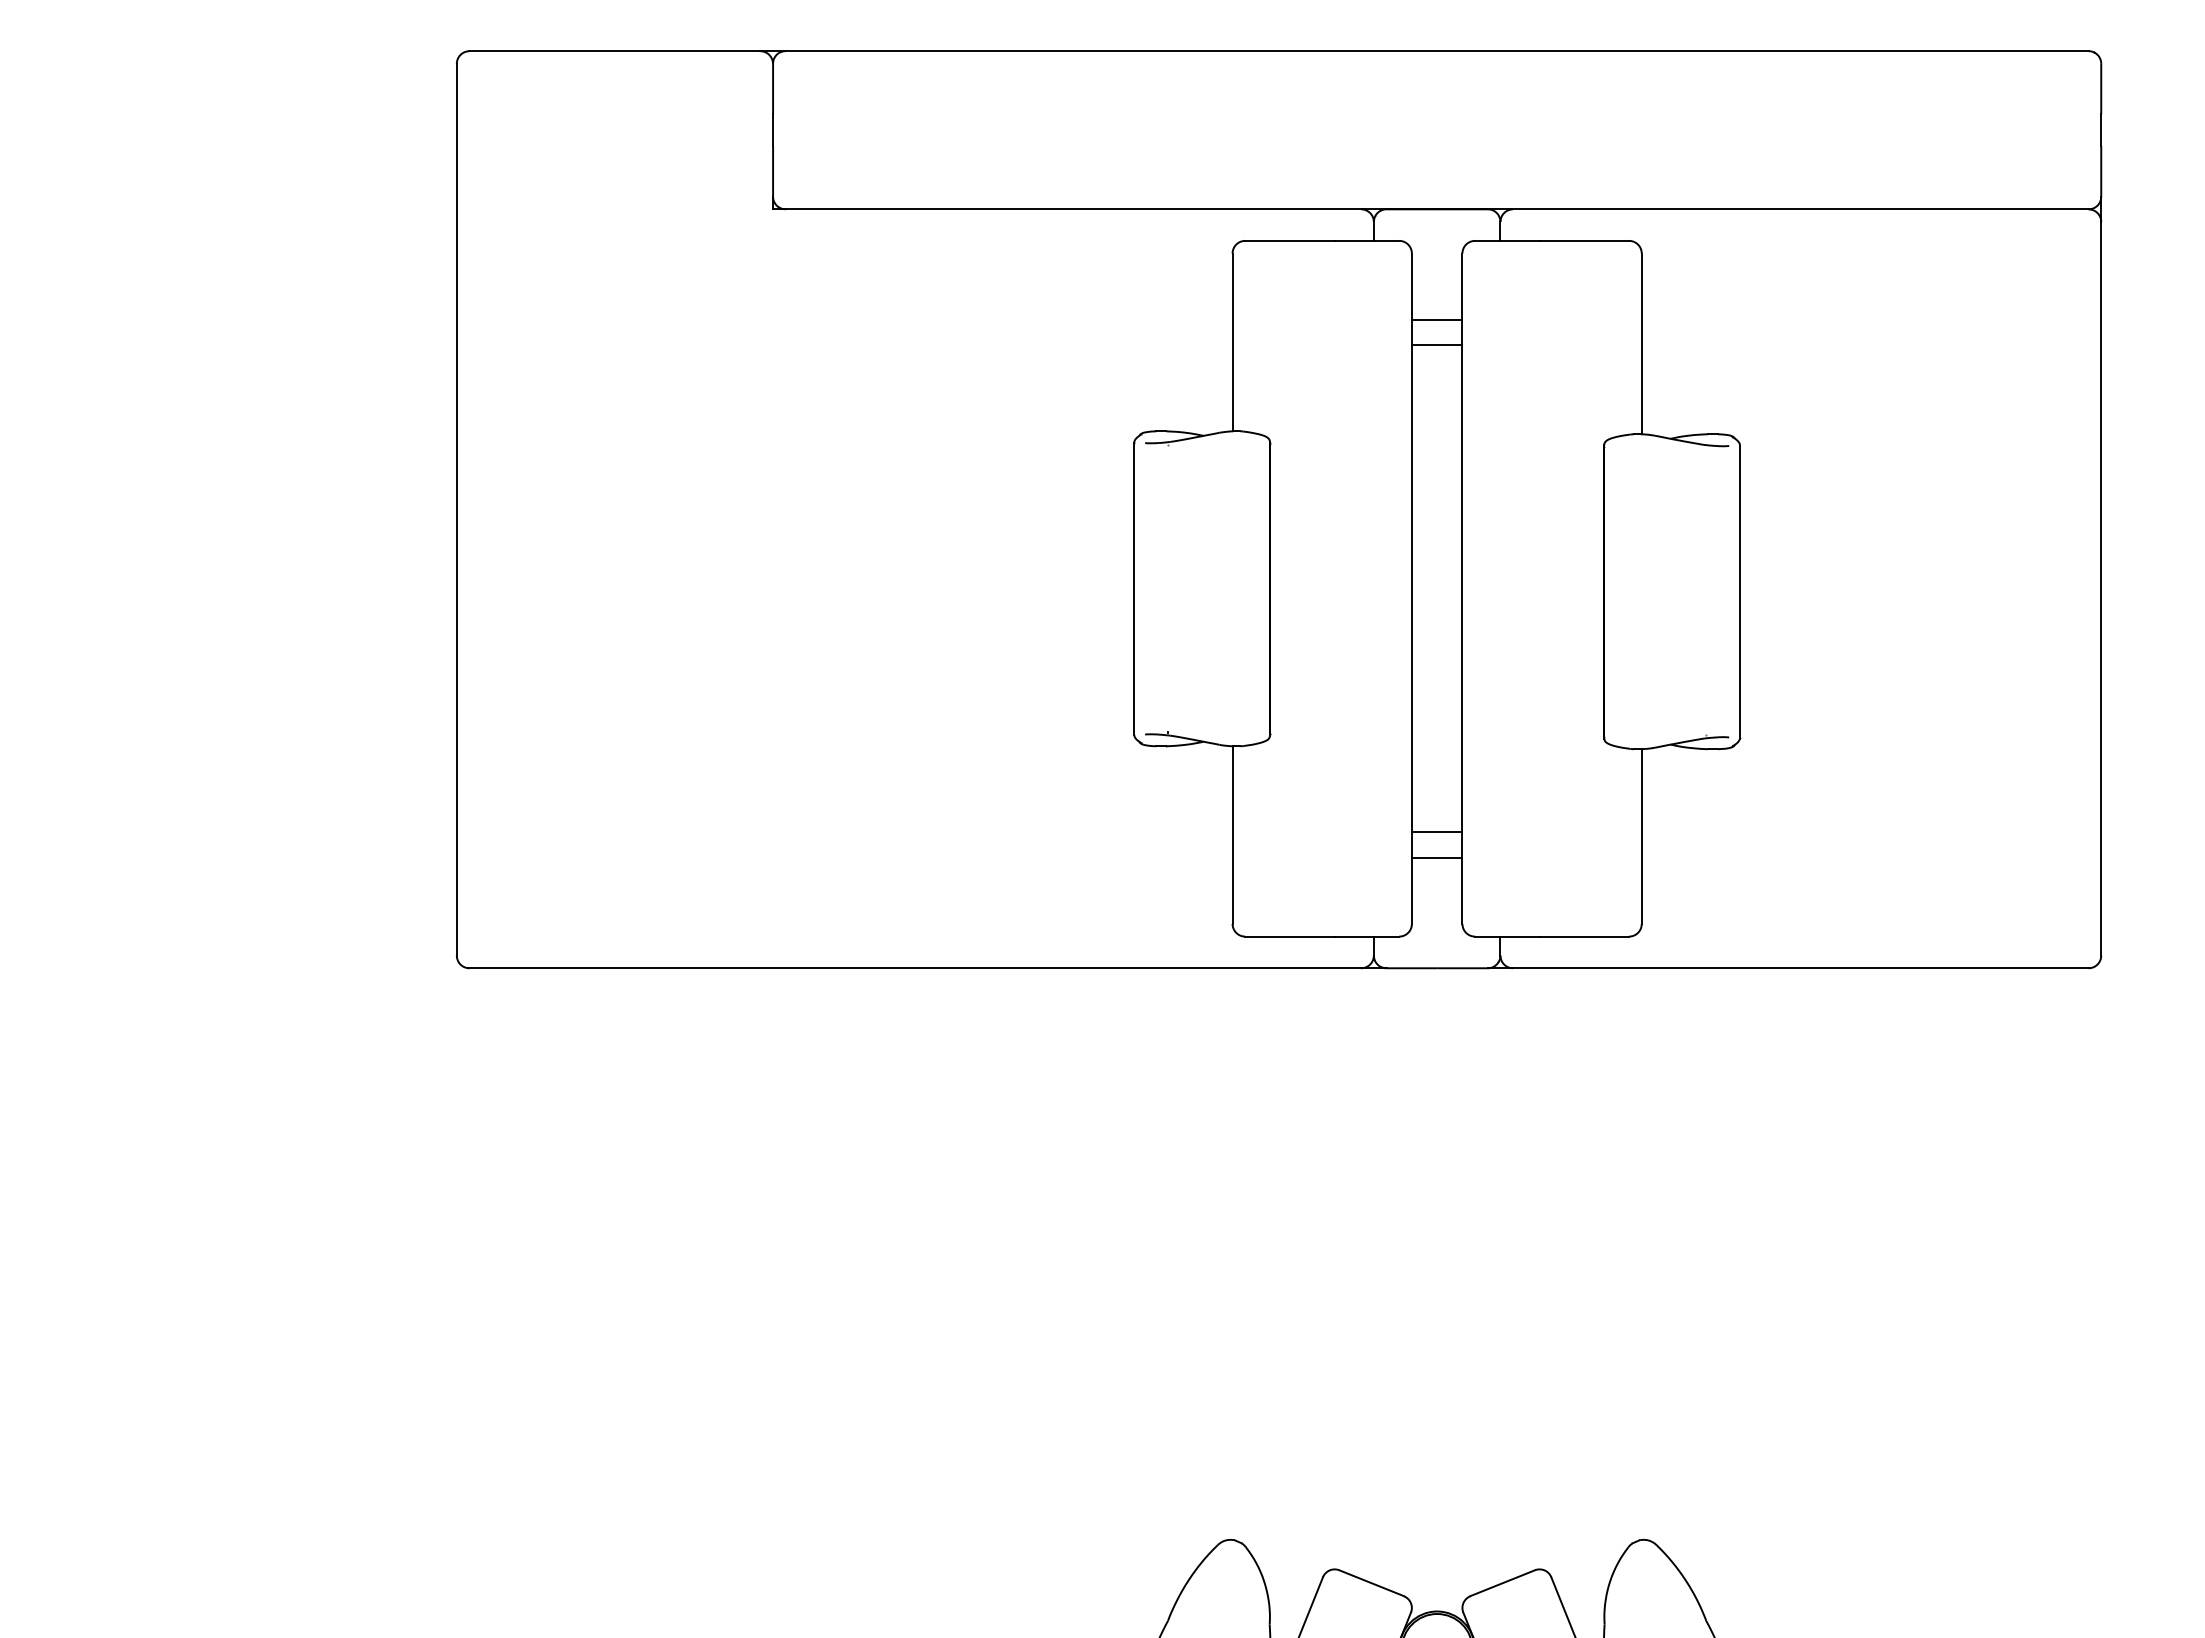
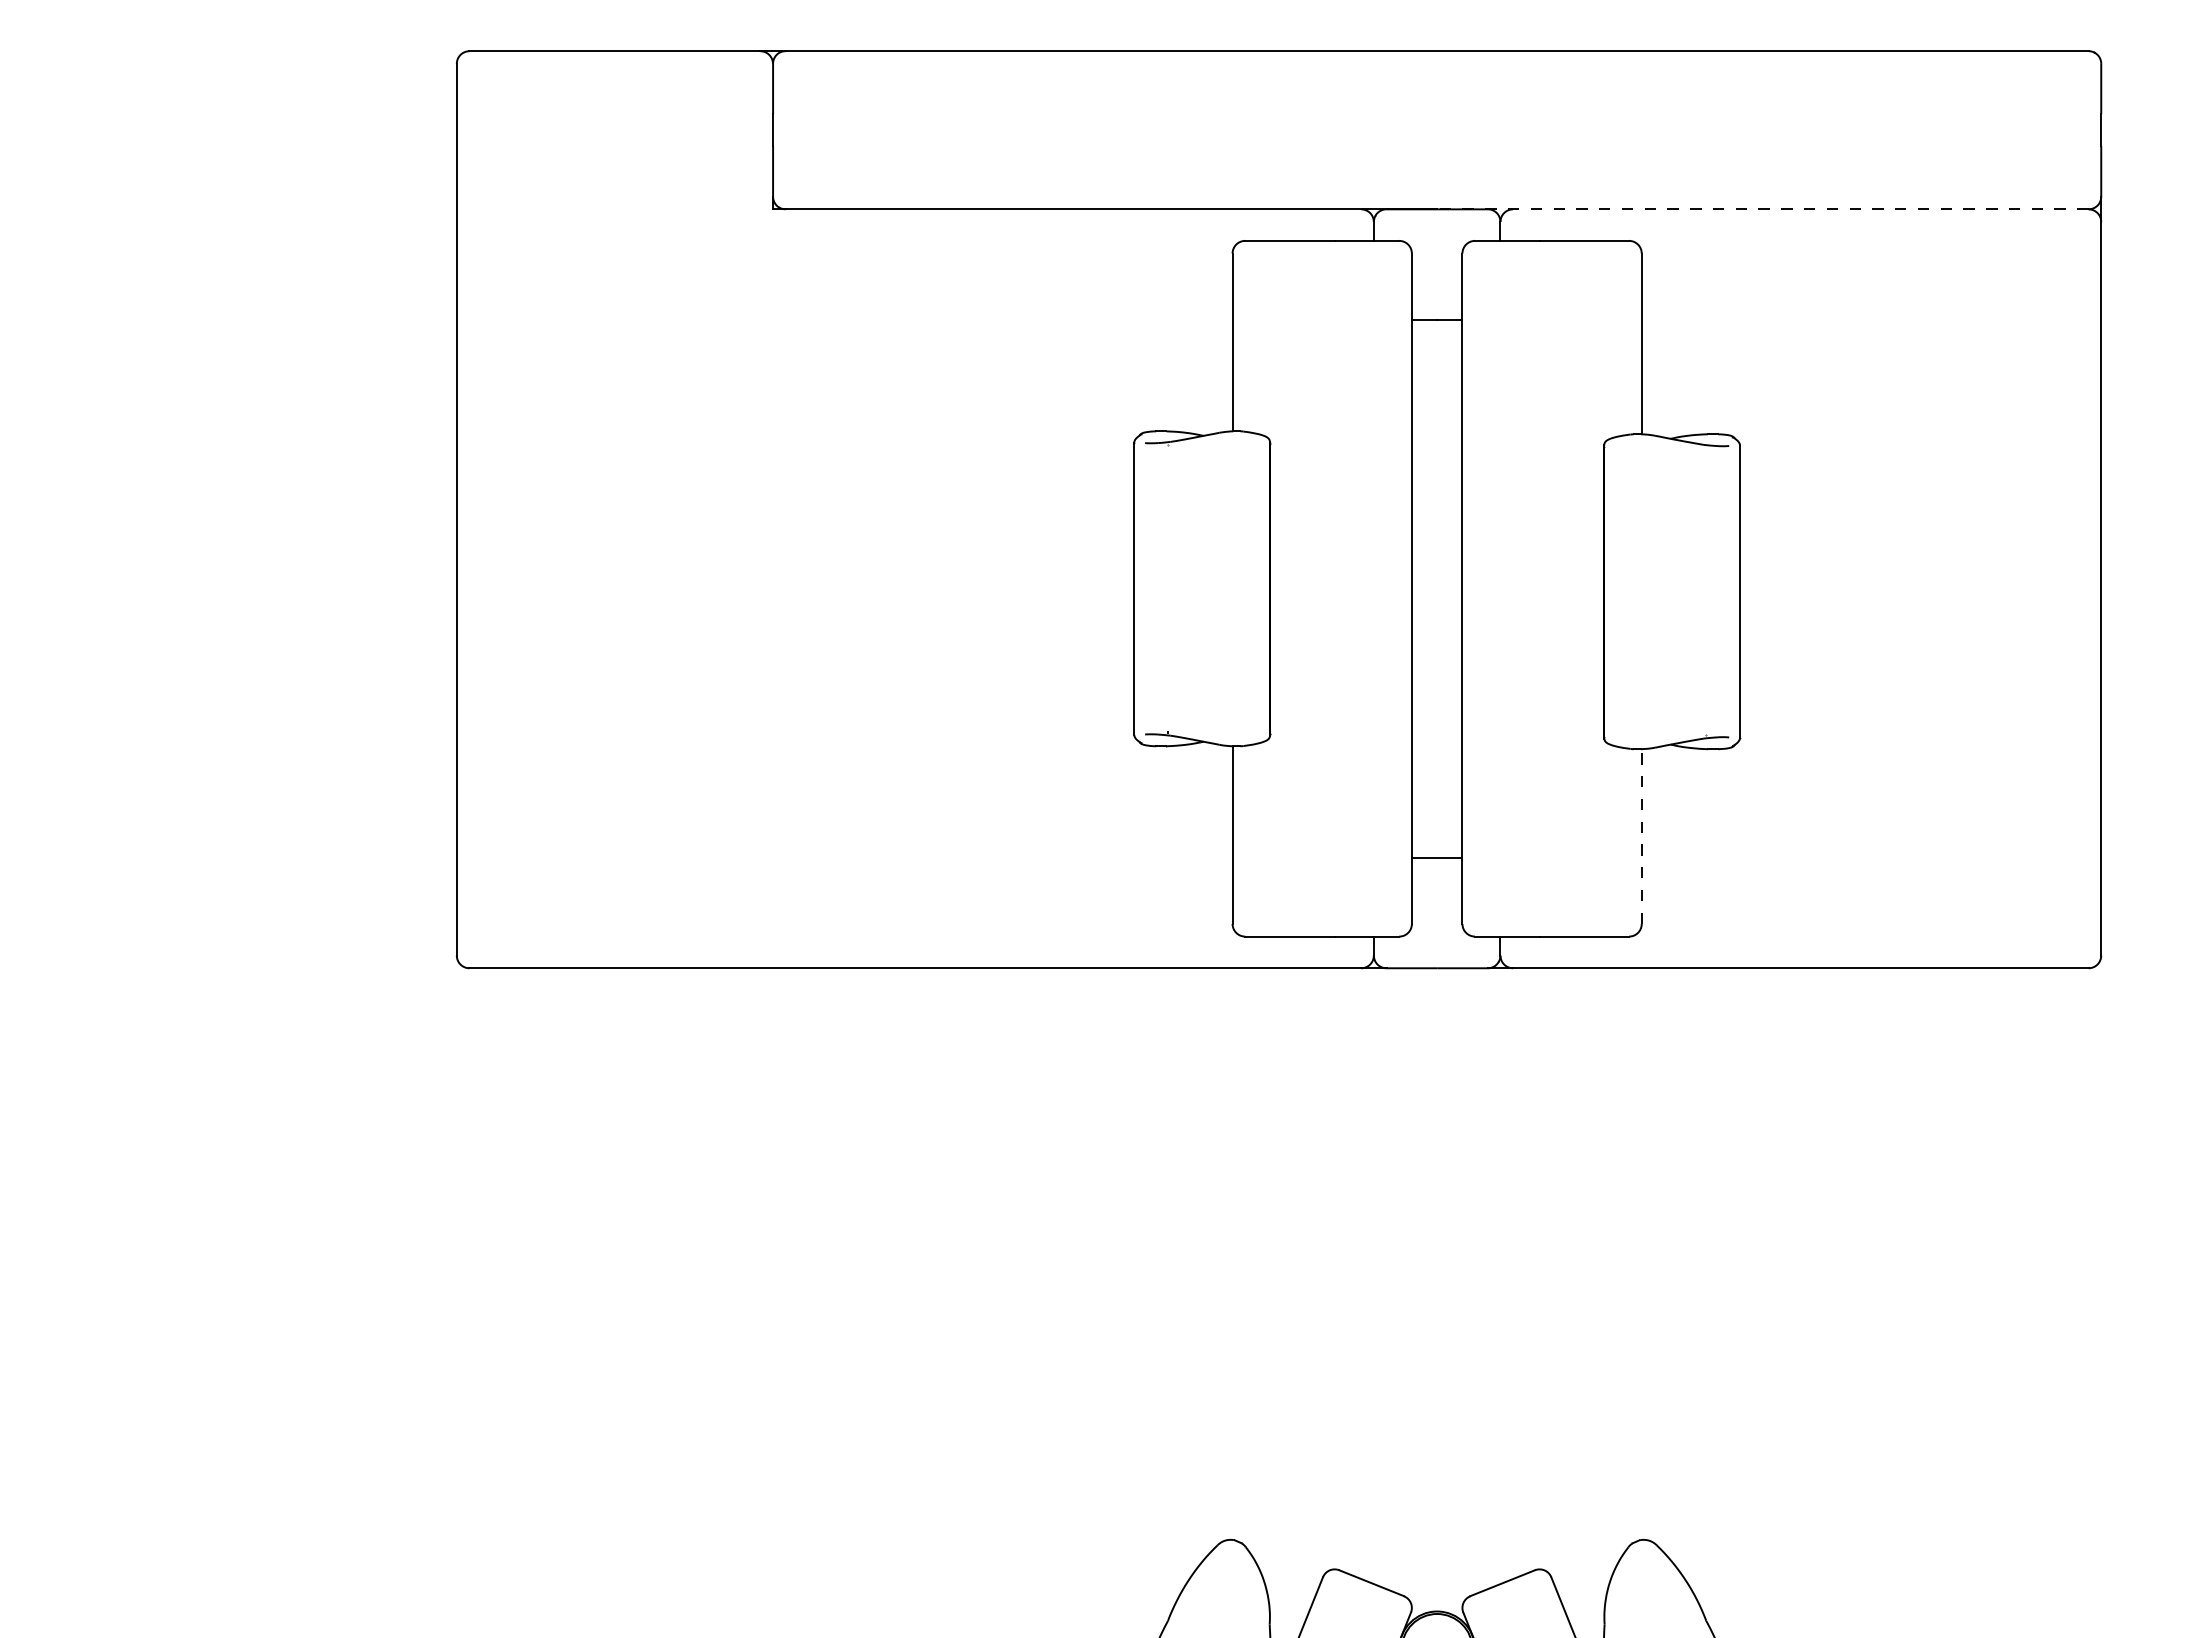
line: solid -> dashed (1762, 209)
line: present -> none (1436, 345)
line: present -> none (1436, 832)
line: solid -> dashed (1641, 836)
